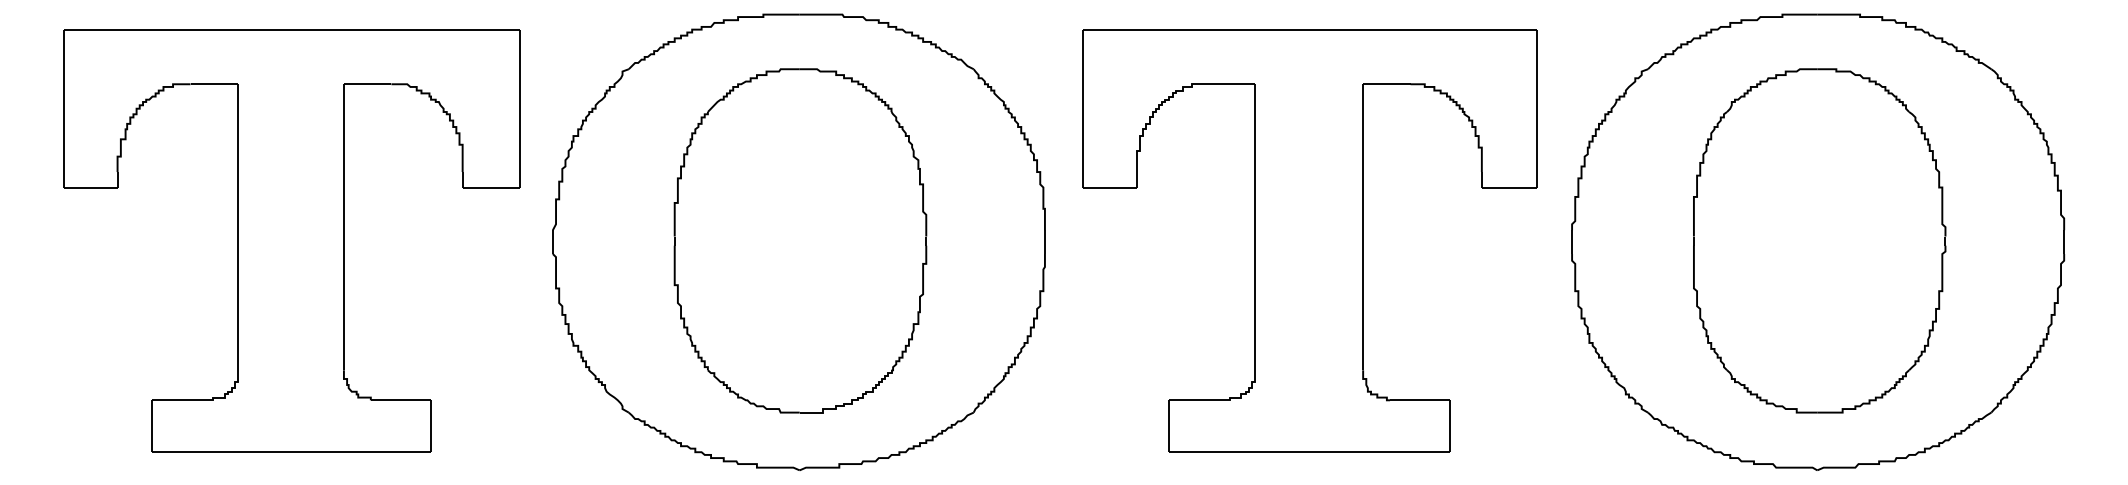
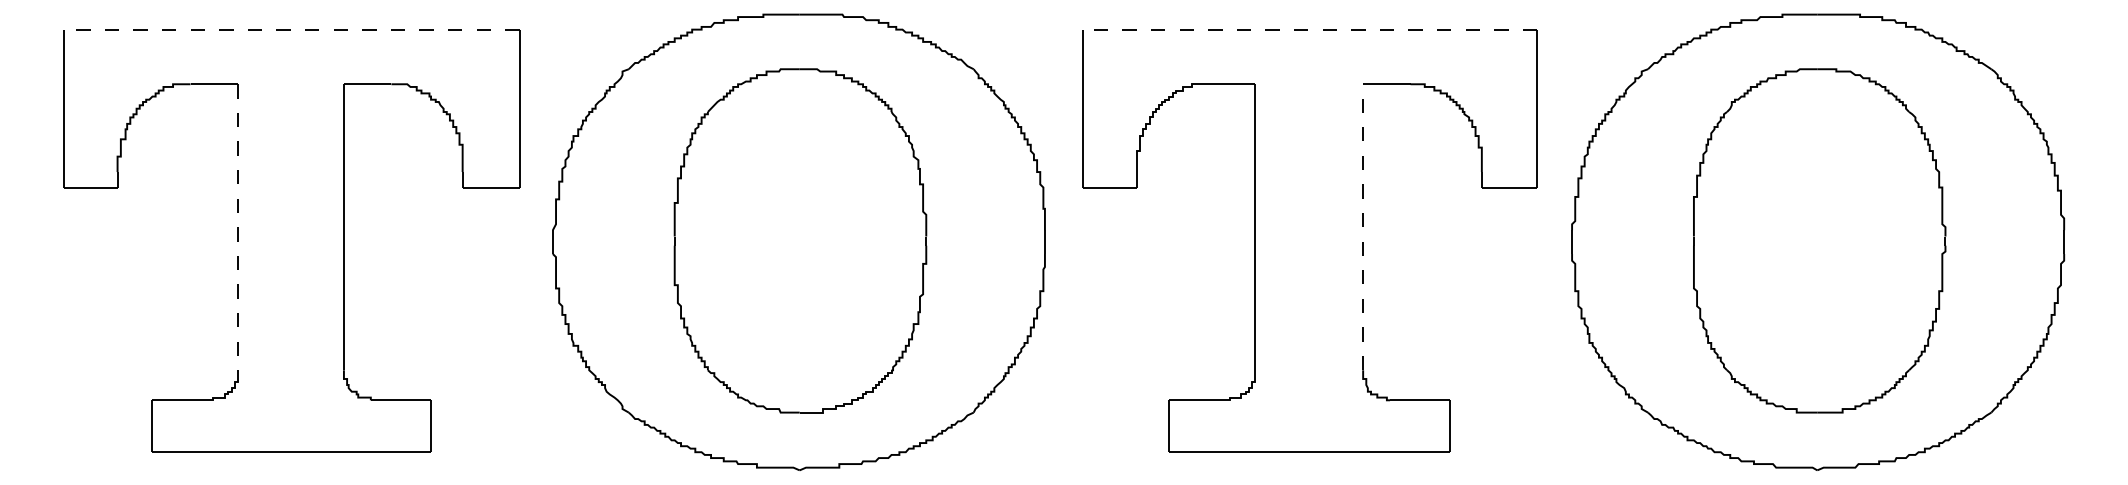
line: solid -> dashed (291, 29)
line: solid -> dashed (1309, 29)
line: solid -> dashed (1363, 226)
line: solid -> dashed (237, 227)
